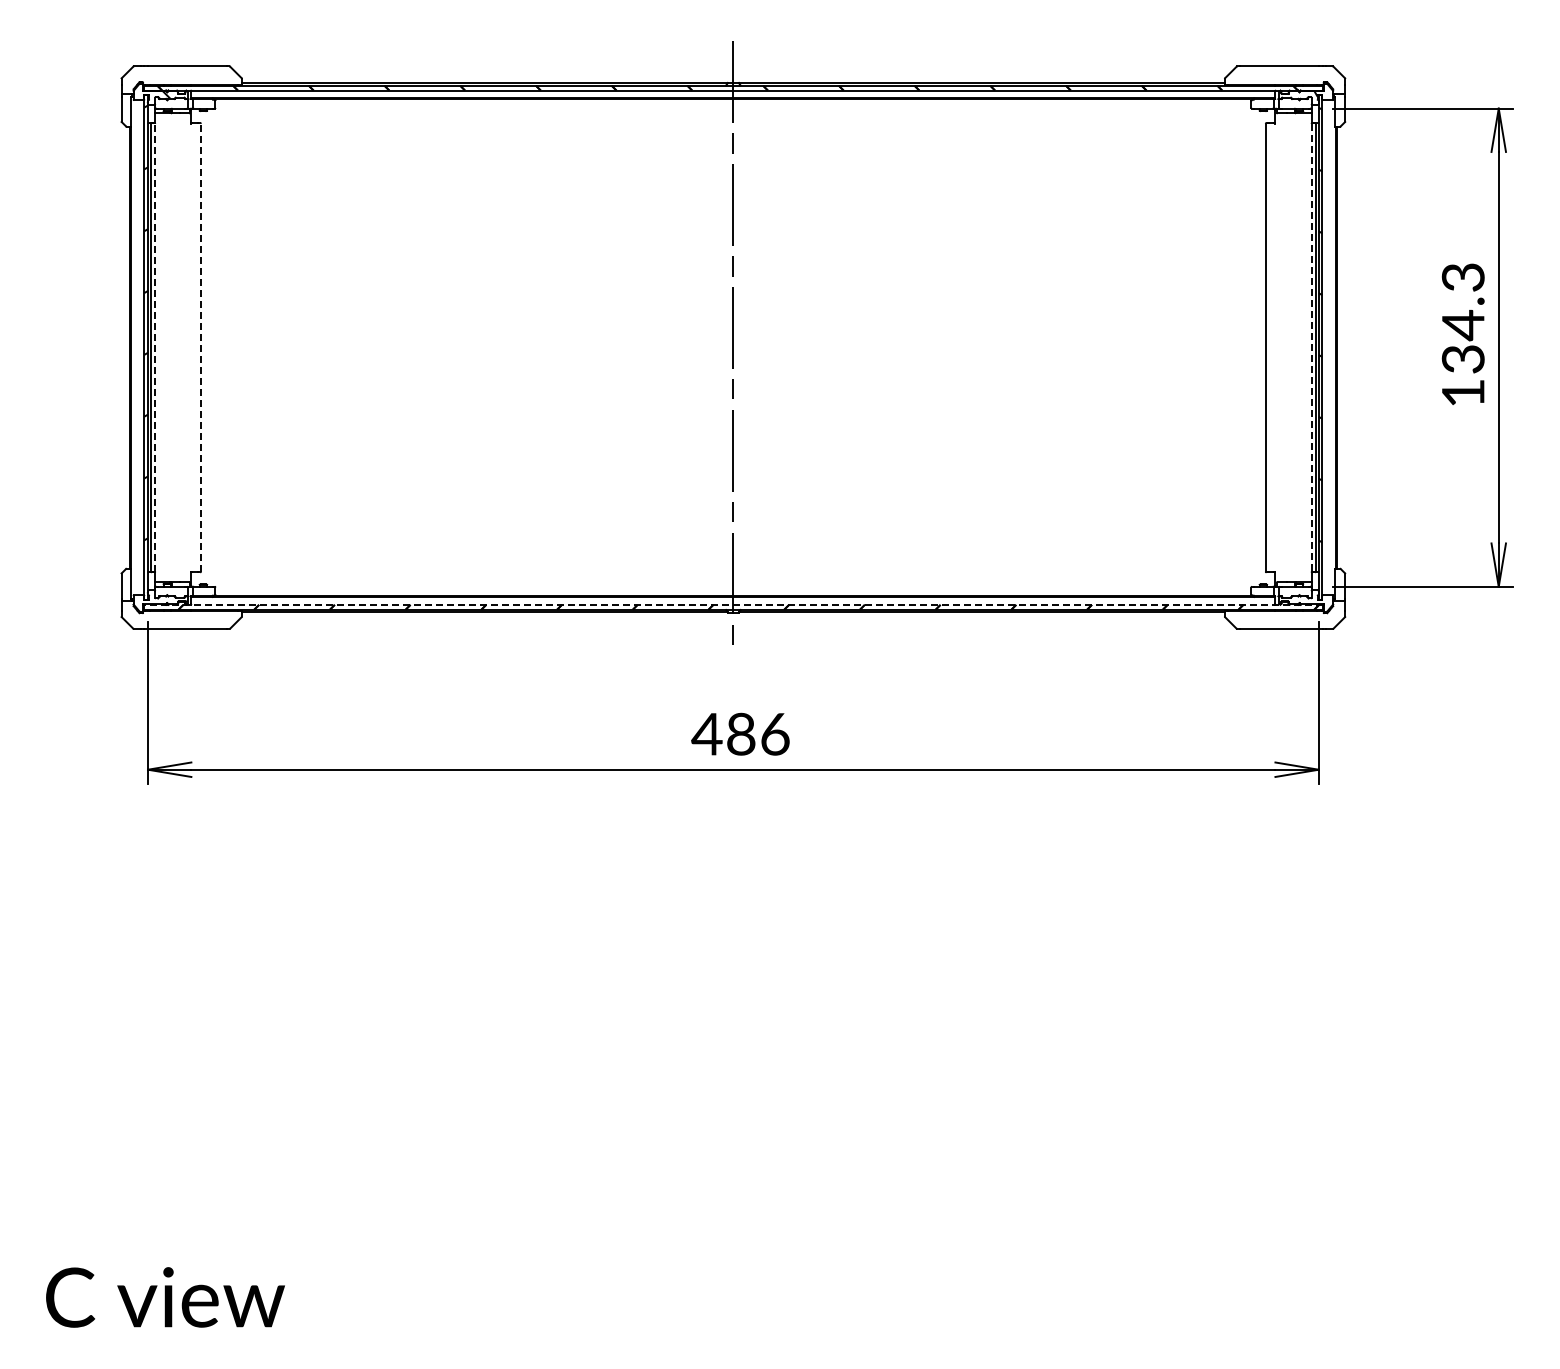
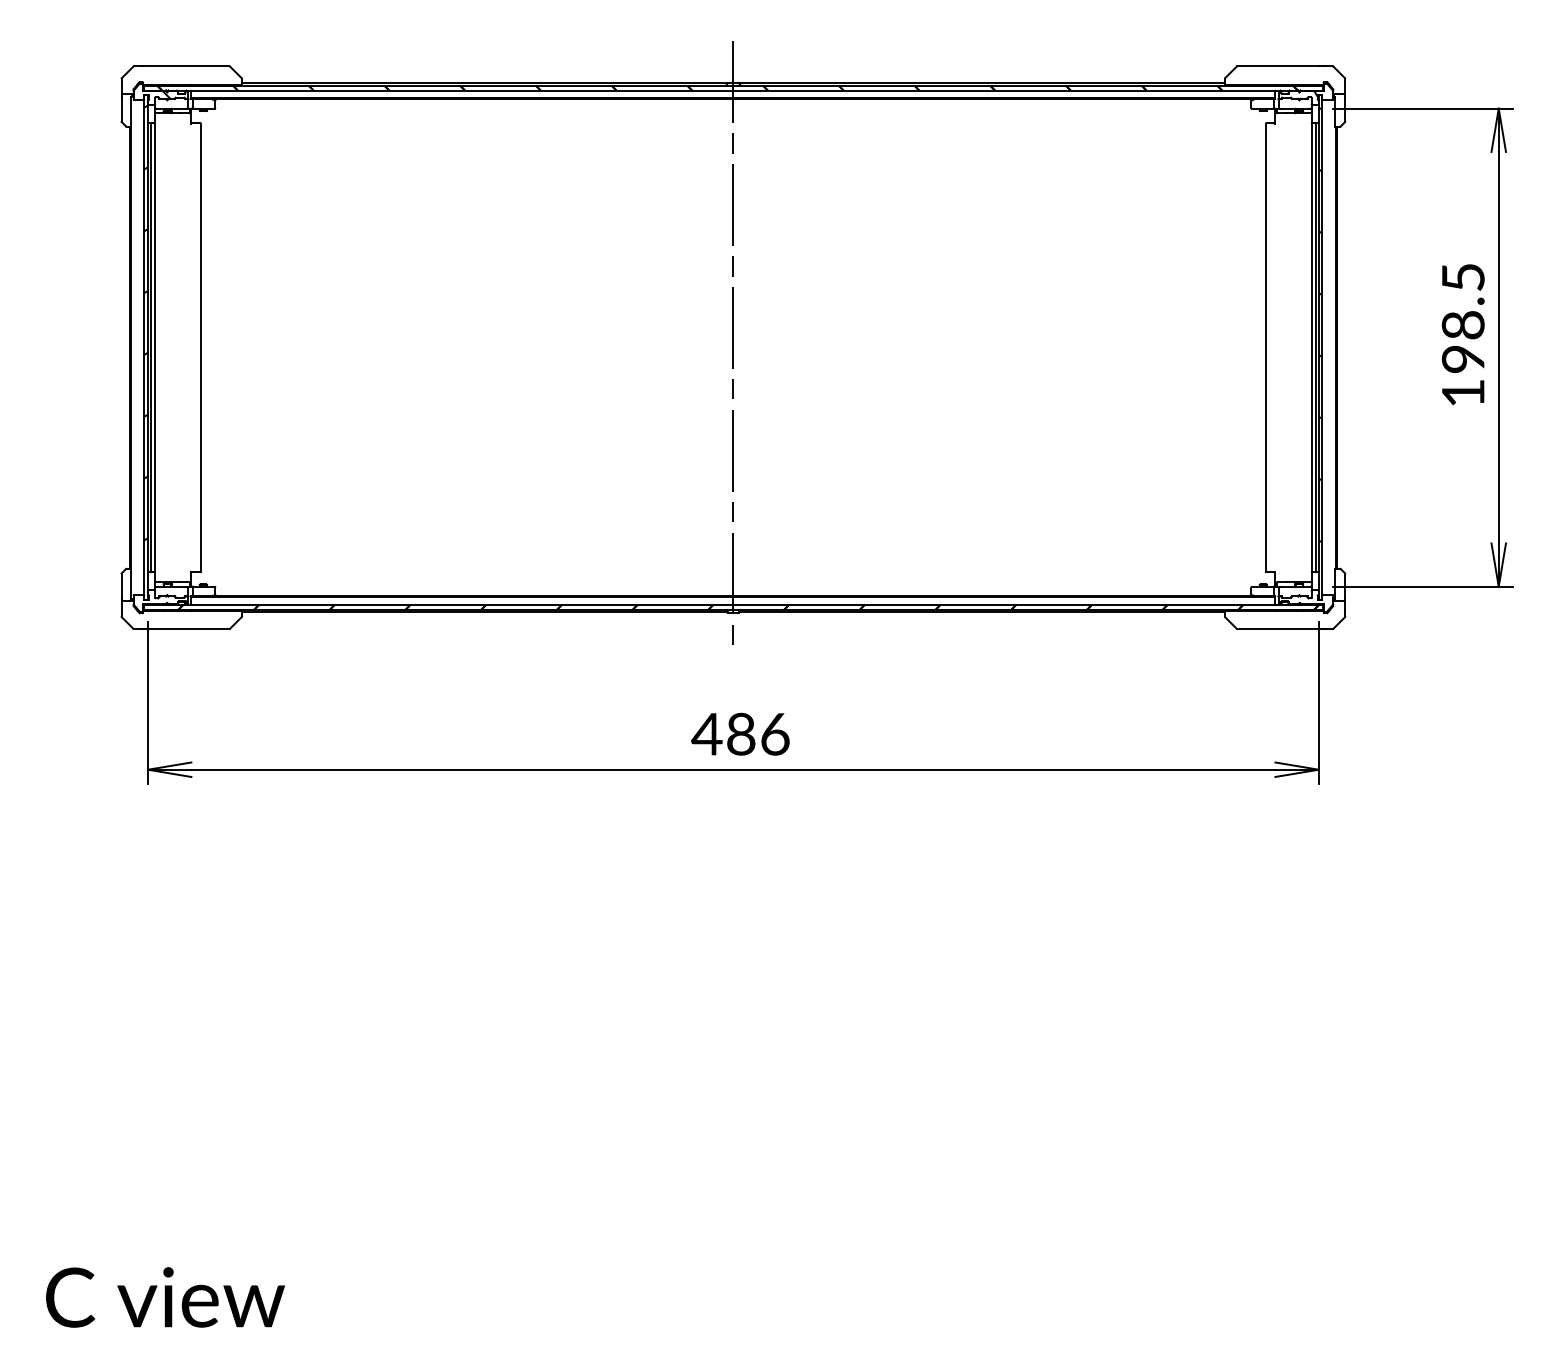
text: 134.3 -> 198.5 (1462, 318)
line: dashed -> solid (155, 347)
line: dashed -> solid (201, 347)
line: dashed -> solid (1311, 347)
line: dashed -> solid (732, 604)
